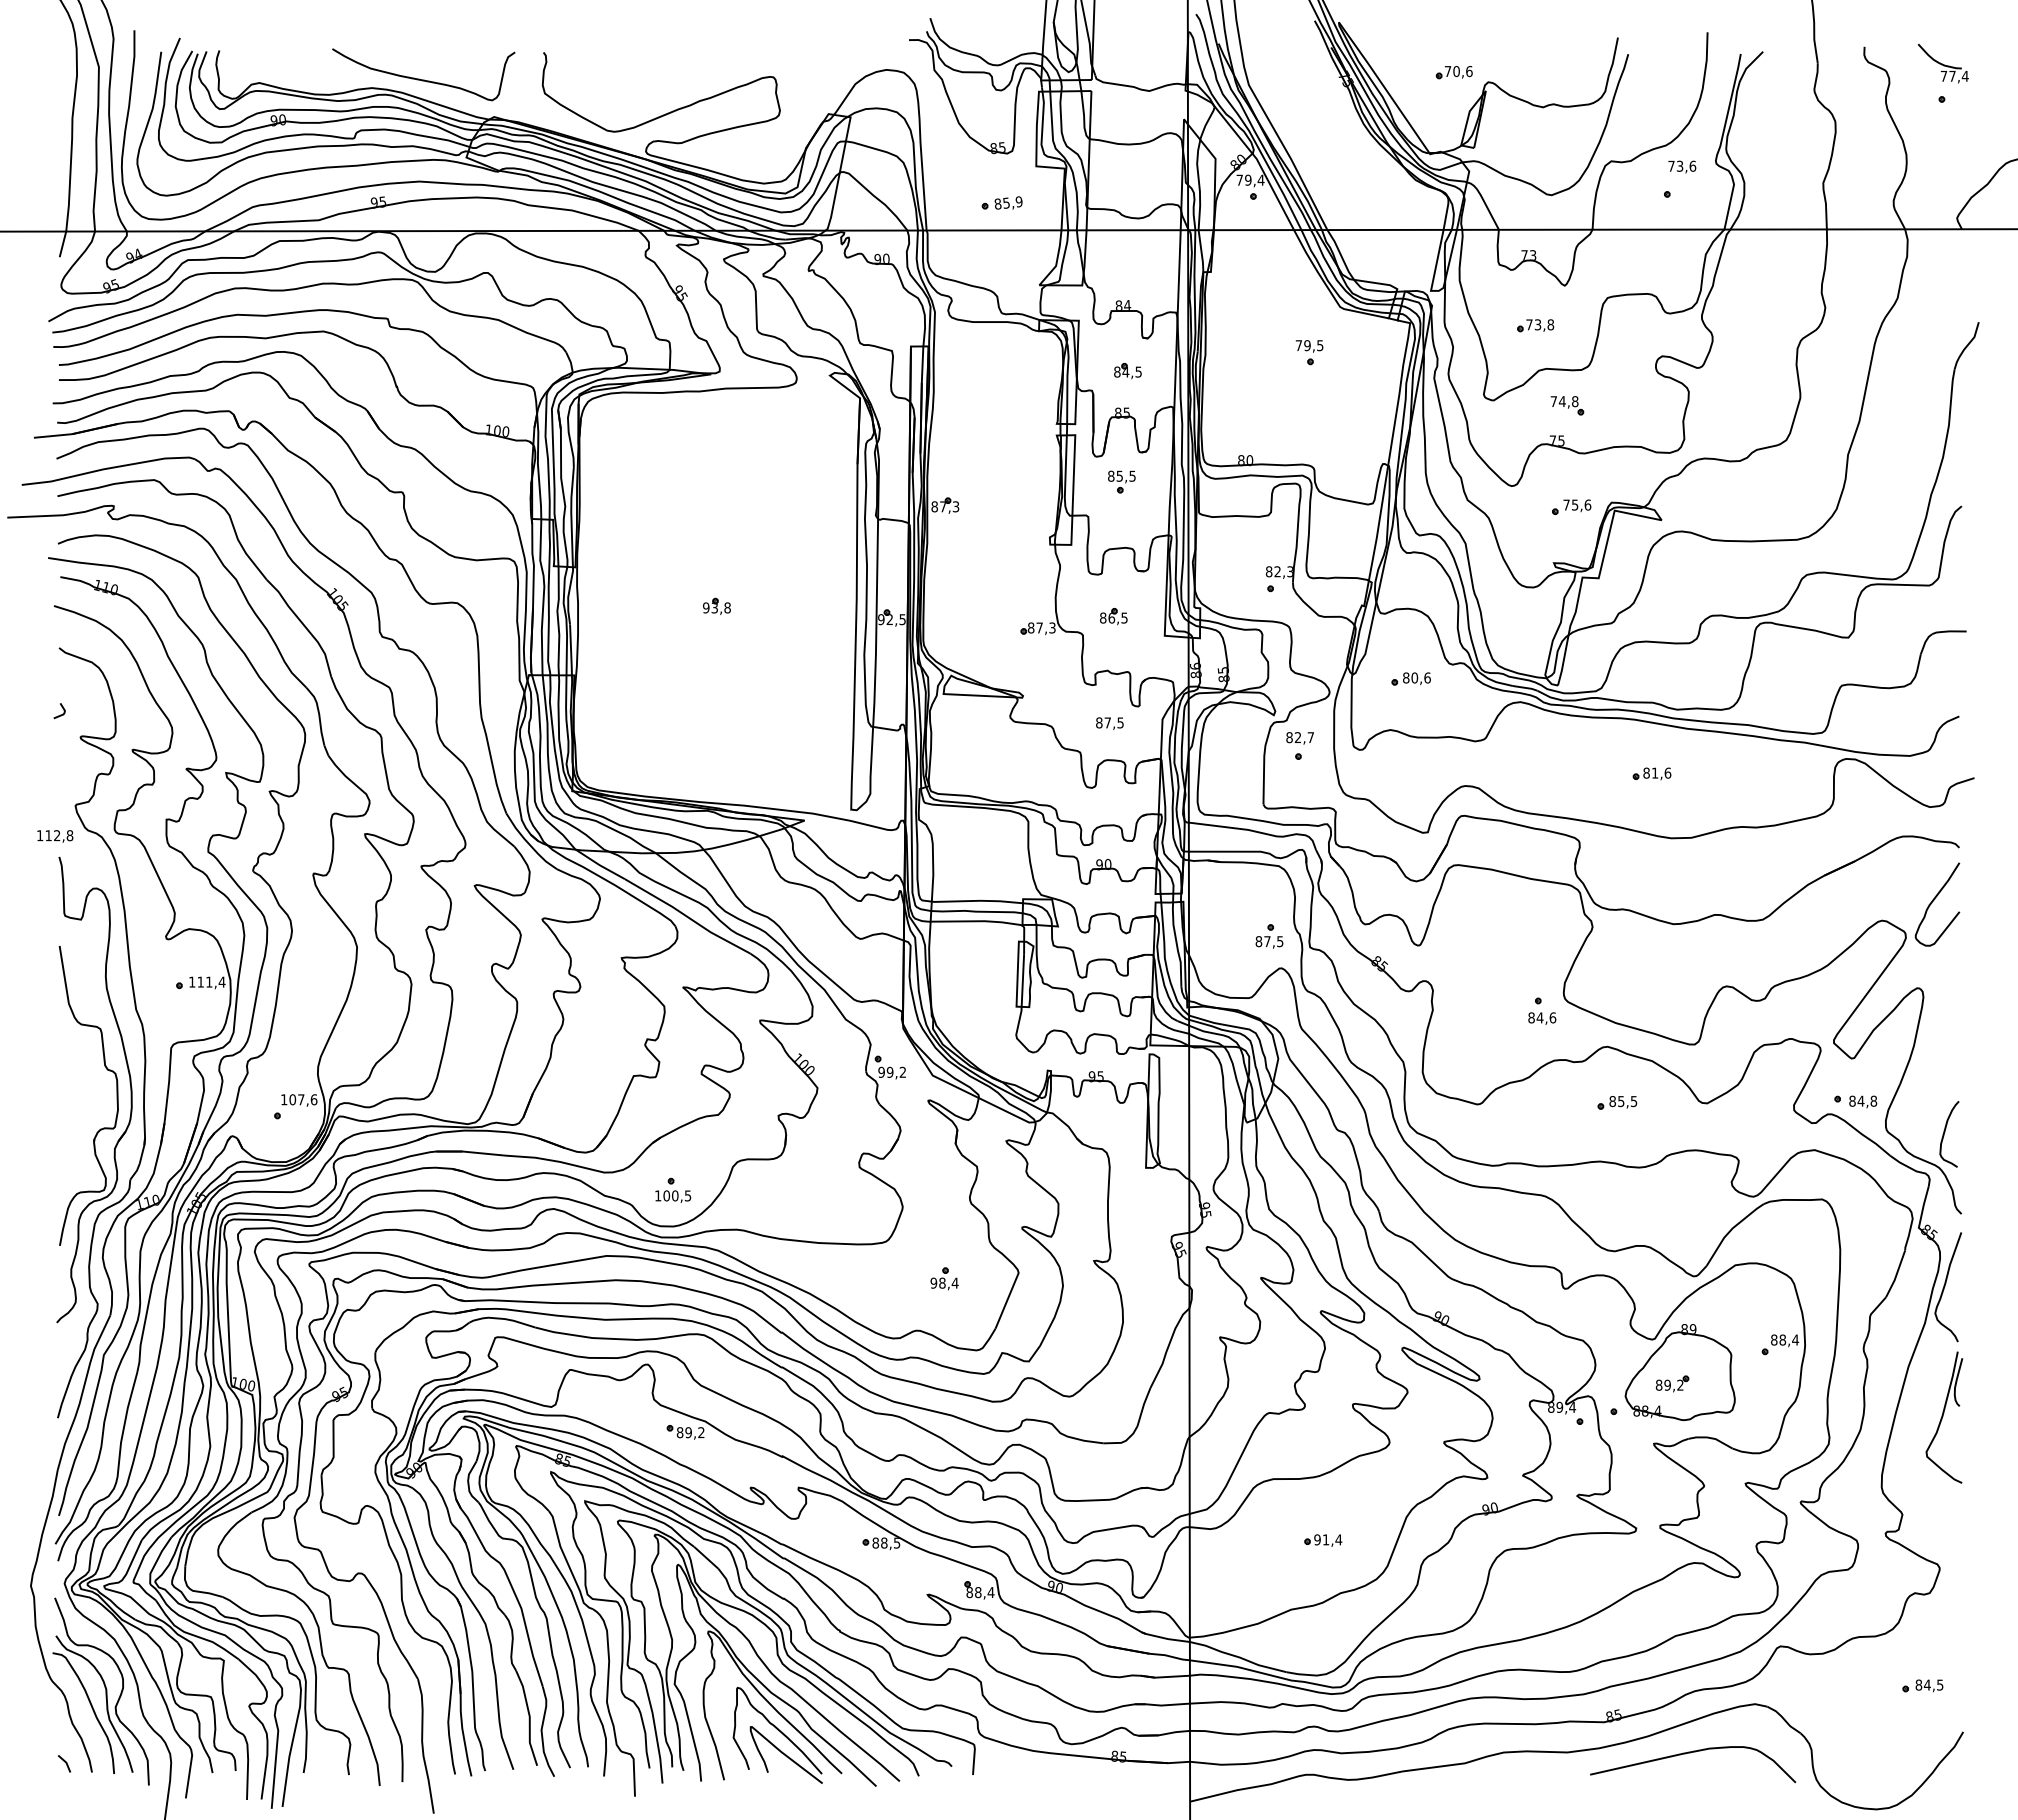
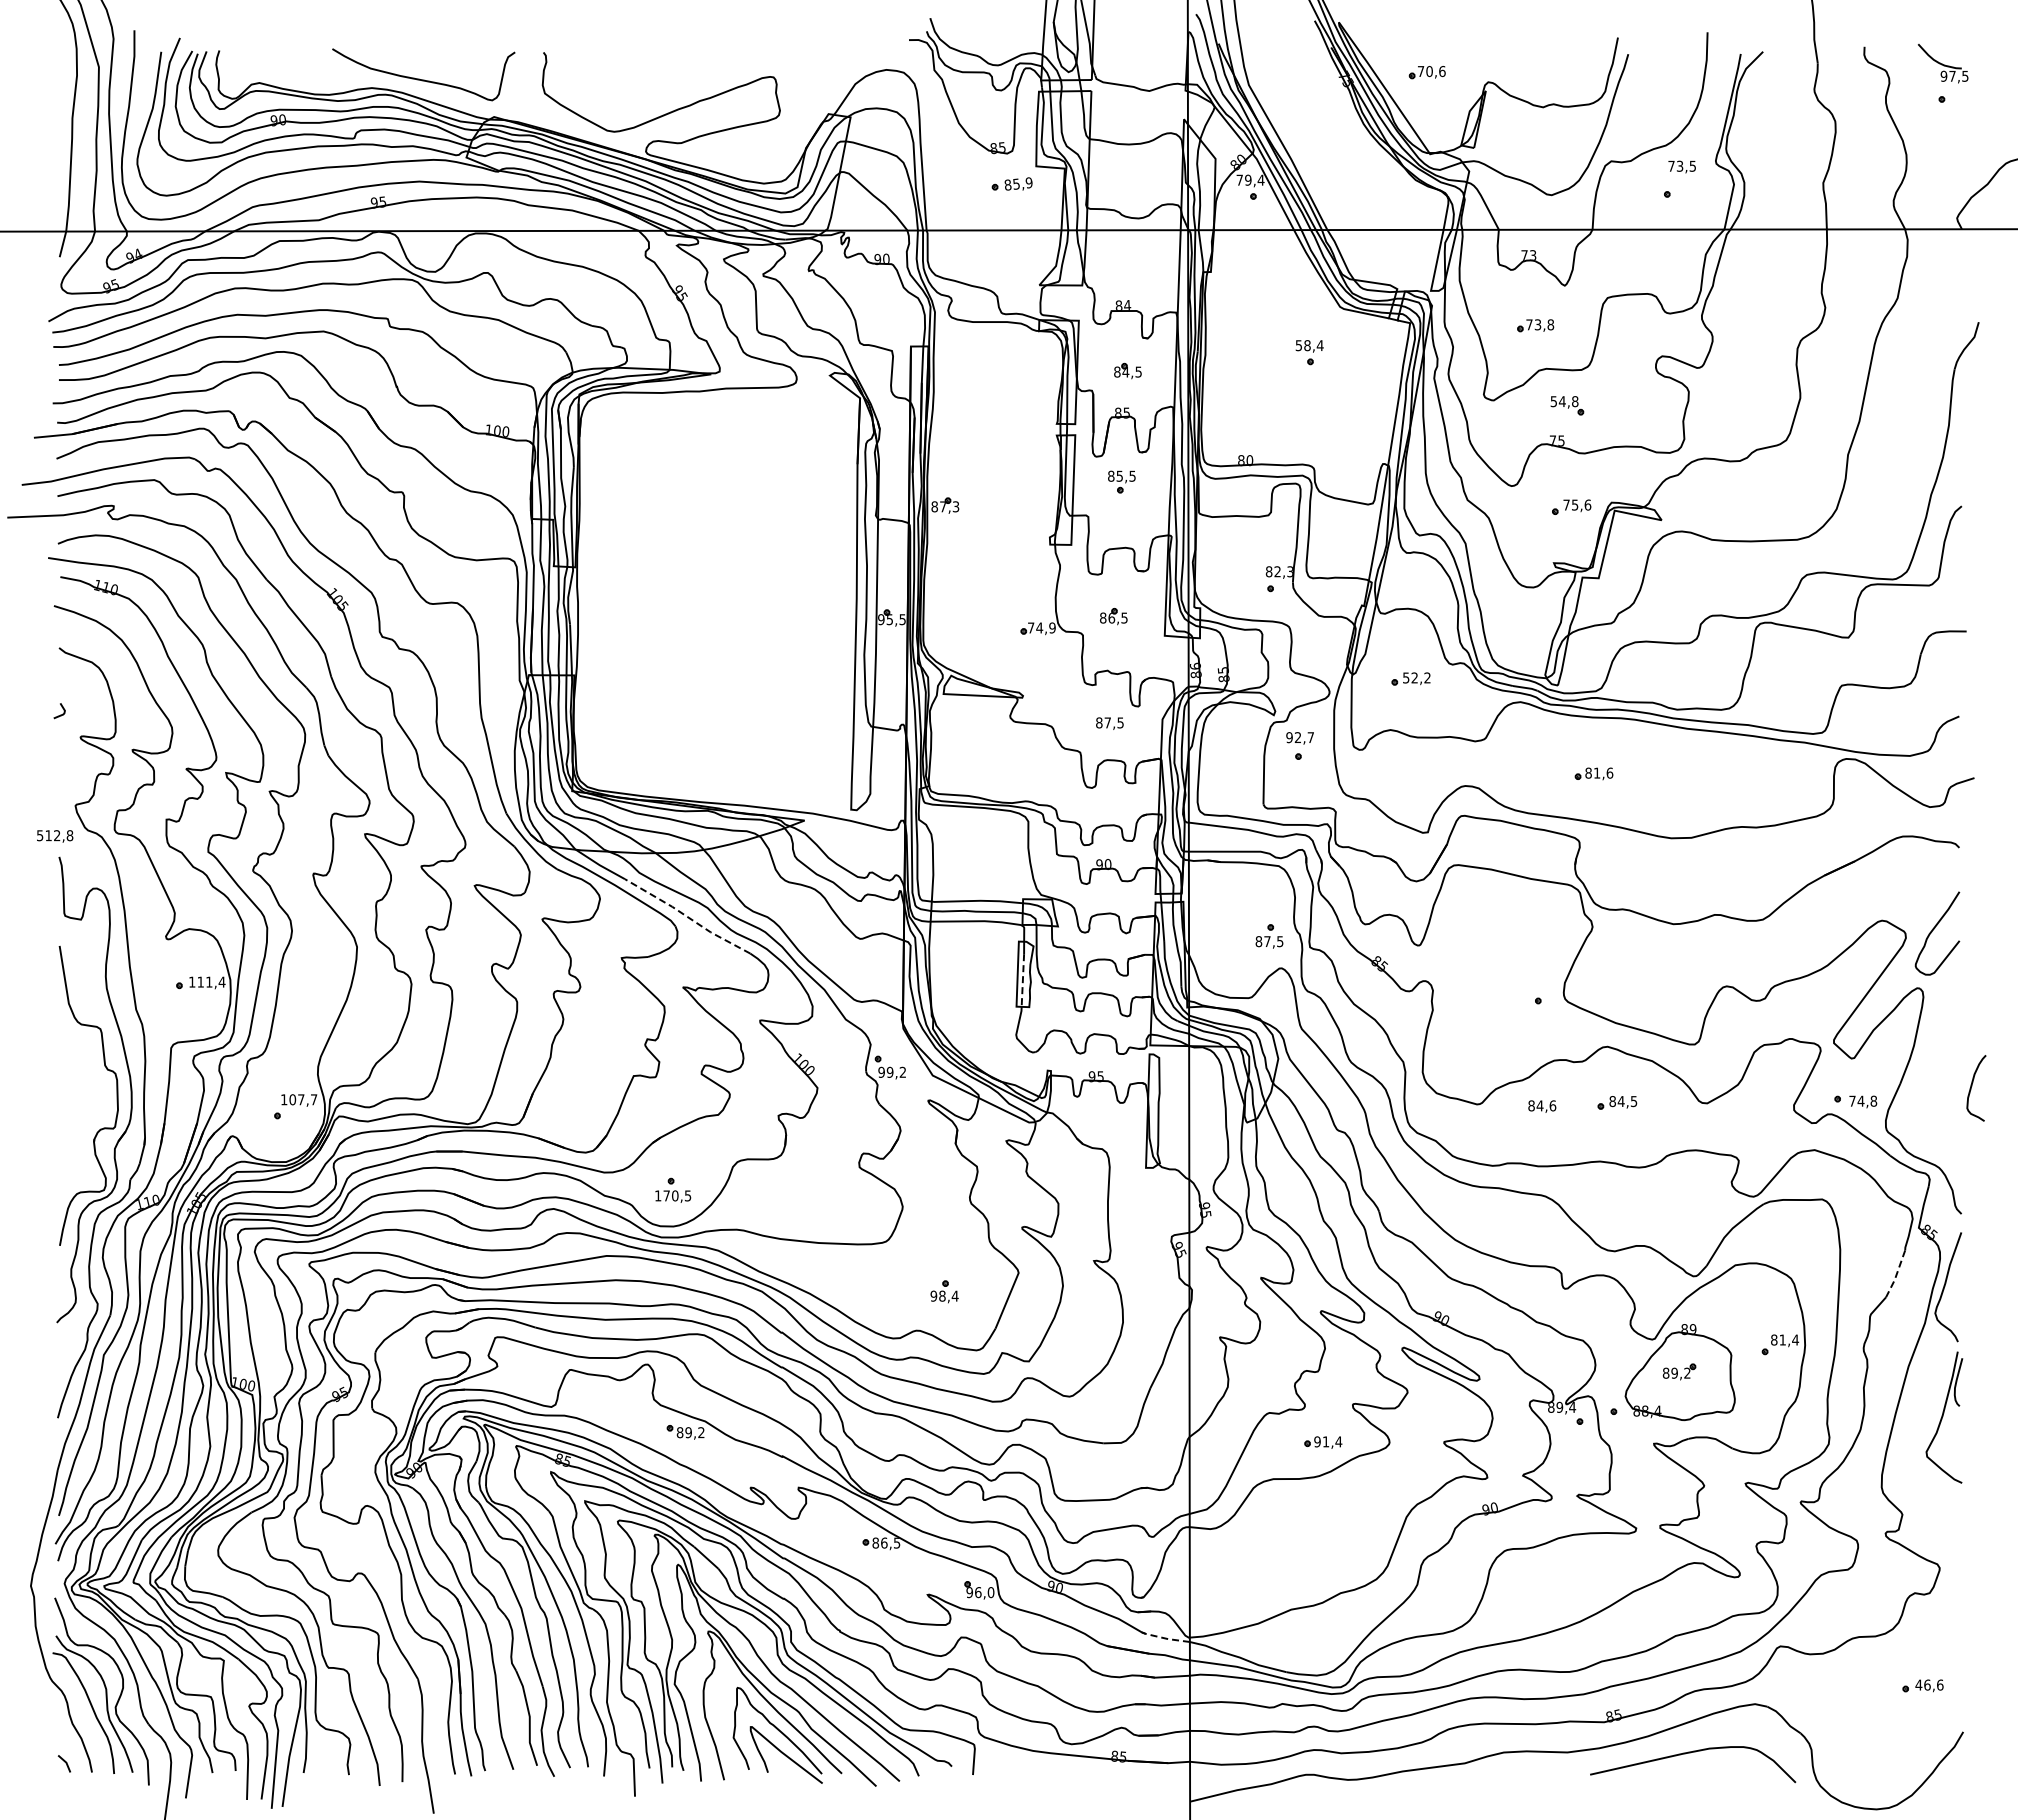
part position: (1453, 72) -> (1426, 72) (1426, 72)
text: 77,4 -> 97,5 (1954, 75)
text: 73,6 -> 73,5 (1692, 165)
part position: (1001, 202) -> (1011, 183) (1011, 183)
text: 79,5 -> 58,4 (1309, 345)
text: 74,8 -> 54,8 (1553, 401)
part: present -> none (716, 605)
text: 92,5 -> 95,5 (889, 619)
text: 87,3 -> 74,9 (1041, 627)
text: 80,6 -> 52,2 (1416, 677)
text: 82,7 -> 92,7 (1289, 737)
part position: (1651, 773) -> (1593, 773) (1593, 773)
text: 112,8 -> 512,8 (40, 835)
curve position: (1934, 900) -> (1934, 929) (1934, 929)
line: solid -> dashed (687, 916)
line: solid -> dashed (1022, 981)
text position: (1542, 1018) -> (1542, 1106) (1542, 1106)
text: 107,6 -> 107,7 (313, 1099)
text: 84,8 -> 74,8 (1852, 1100)
text: 85,5 -> 84,5 (1620, 1101)
curve position: (1945, 1132) -> (1972, 1086) (1972, 1086)
text: 100,5 -> 170,5 (666, 1195)
line: solid -> dashed (1896, 1275)
part position: (944, 1278) -> (944, 1291) (944, 1291)
text: 88,4 -> 81,4 (1782, 1339)
part position: (1672, 1383) -> (1679, 1371) (1679, 1371)
part position: (1323, 1540) -> (1323, 1442) (1323, 1442)
text: 88,5 -> 86,5 (884, 1542)
text: 88,4 -> 96,0 (980, 1592)
line: solid -> dashed (1165, 1638)
text: 84,5 -> 46,6 (1929, 1684)
